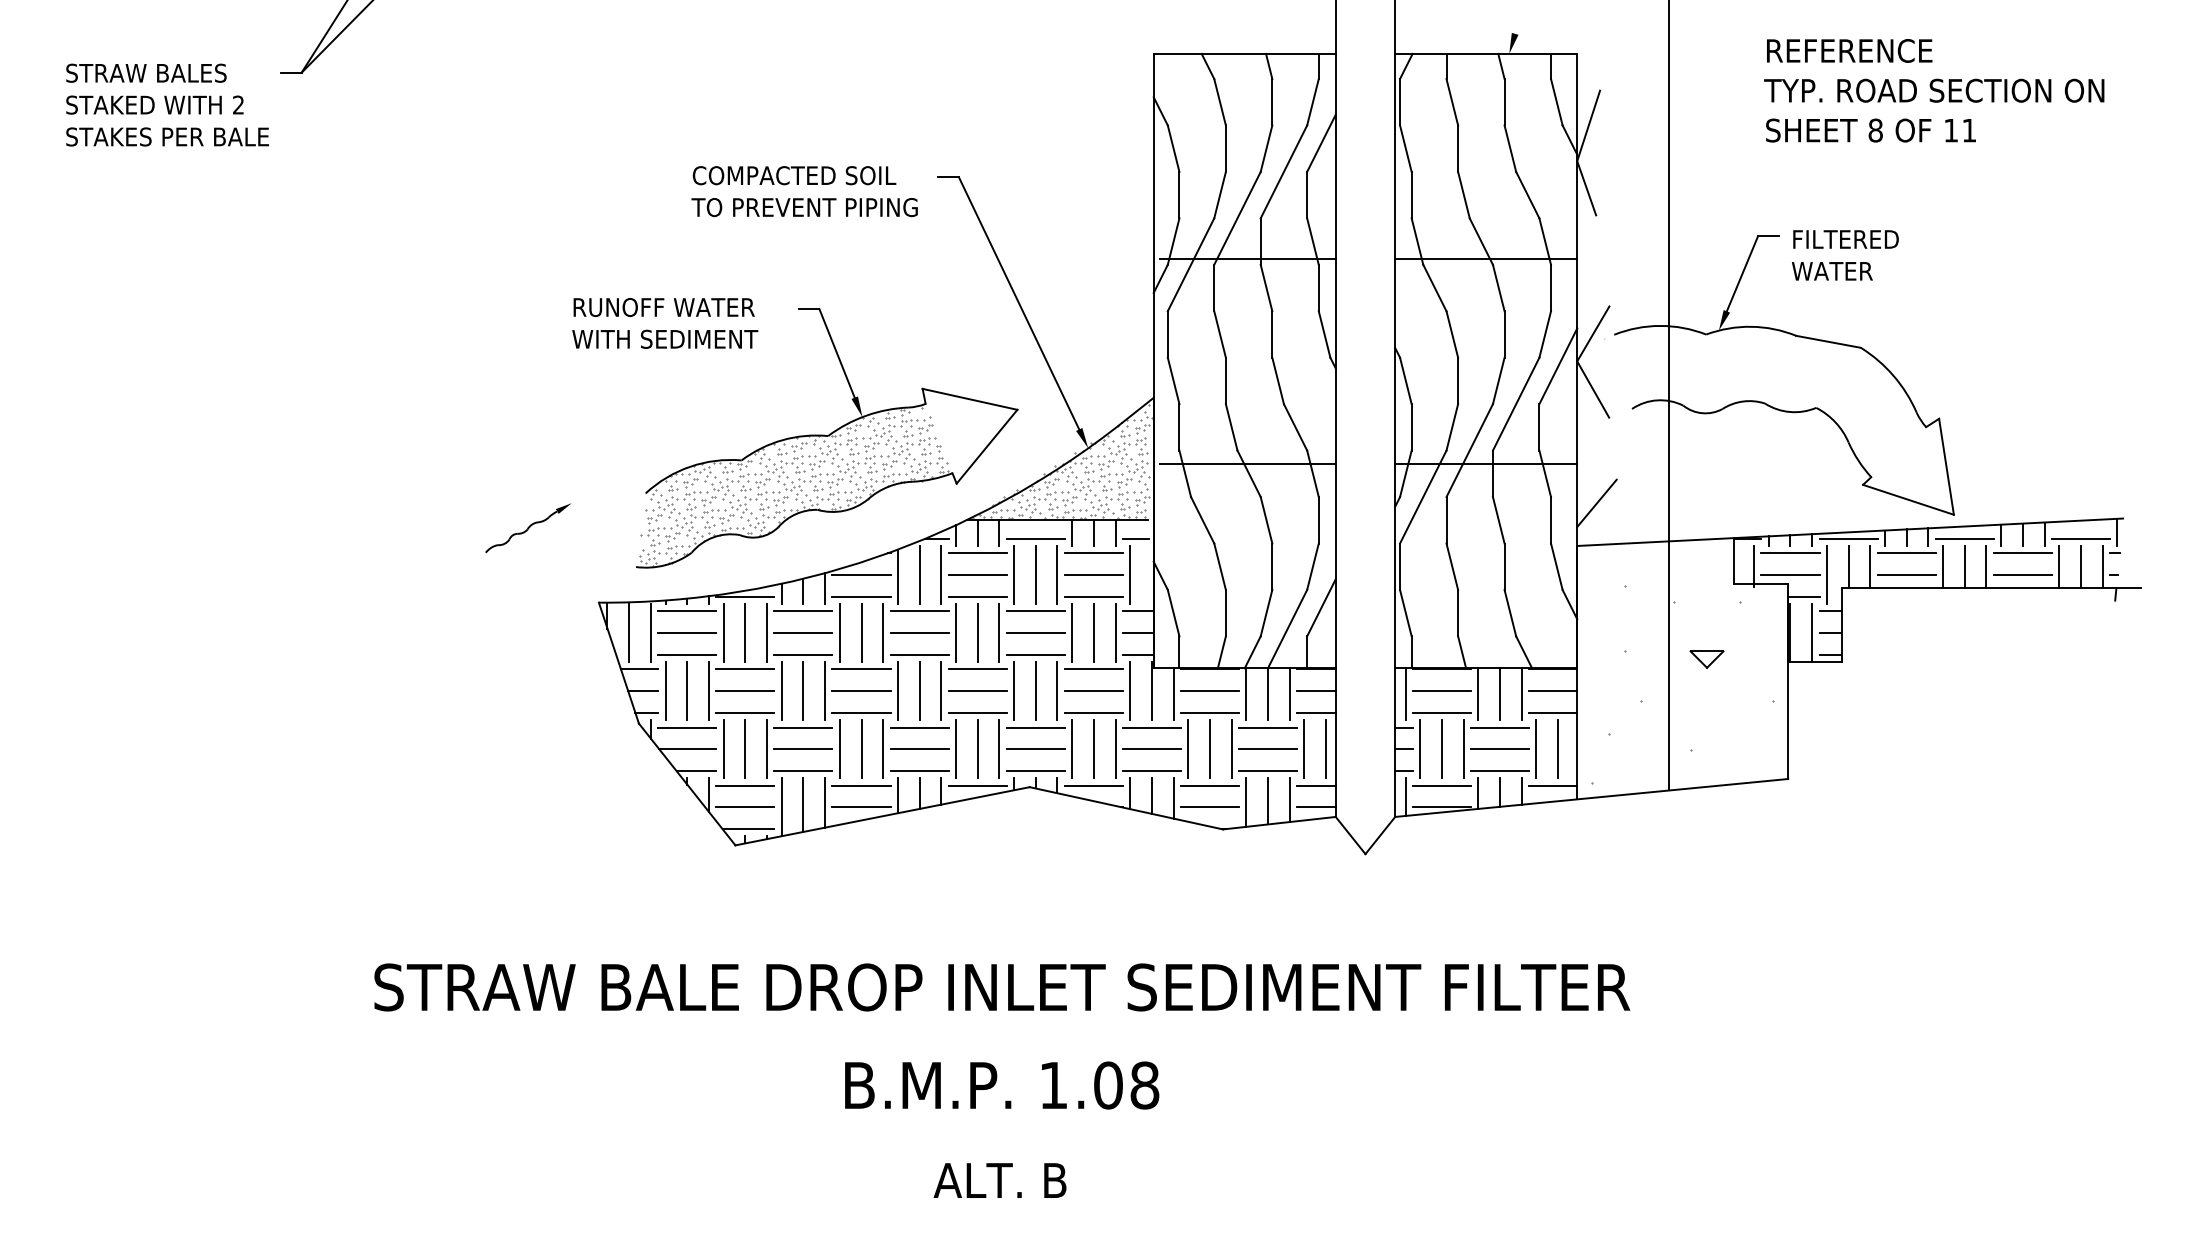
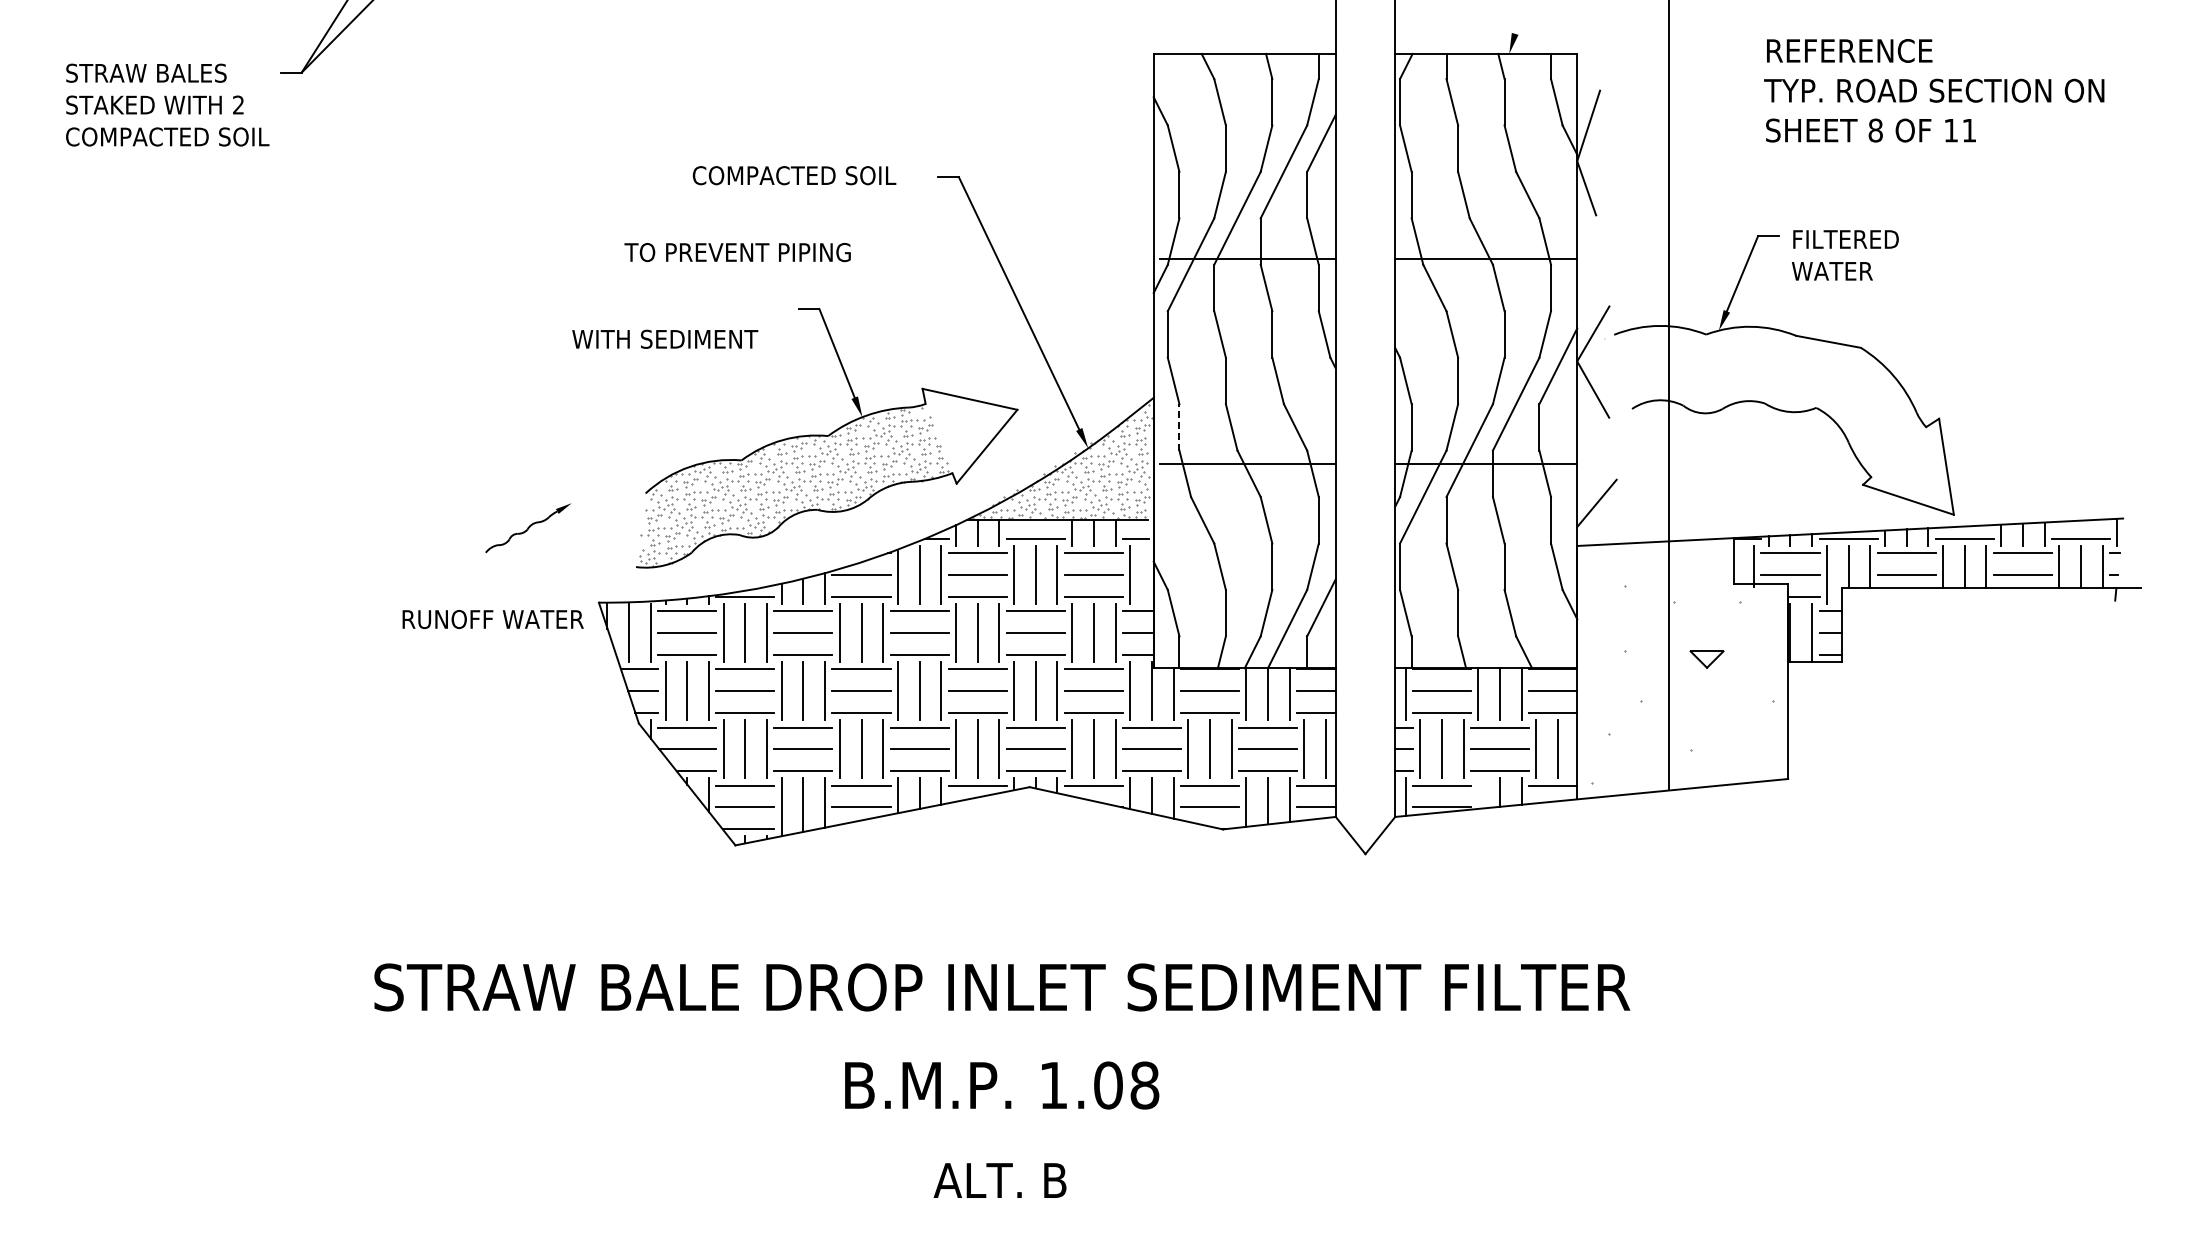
text: STAKES PER BALE -> COMPACTED SOIL (167, 136)
text position: (804, 207) -> (737, 252) (737, 252)
text position: (663, 307) -> (492, 619) (492, 619)
line: solid -> dashed (1179, 426)
line: present -> none (1478, 793)
